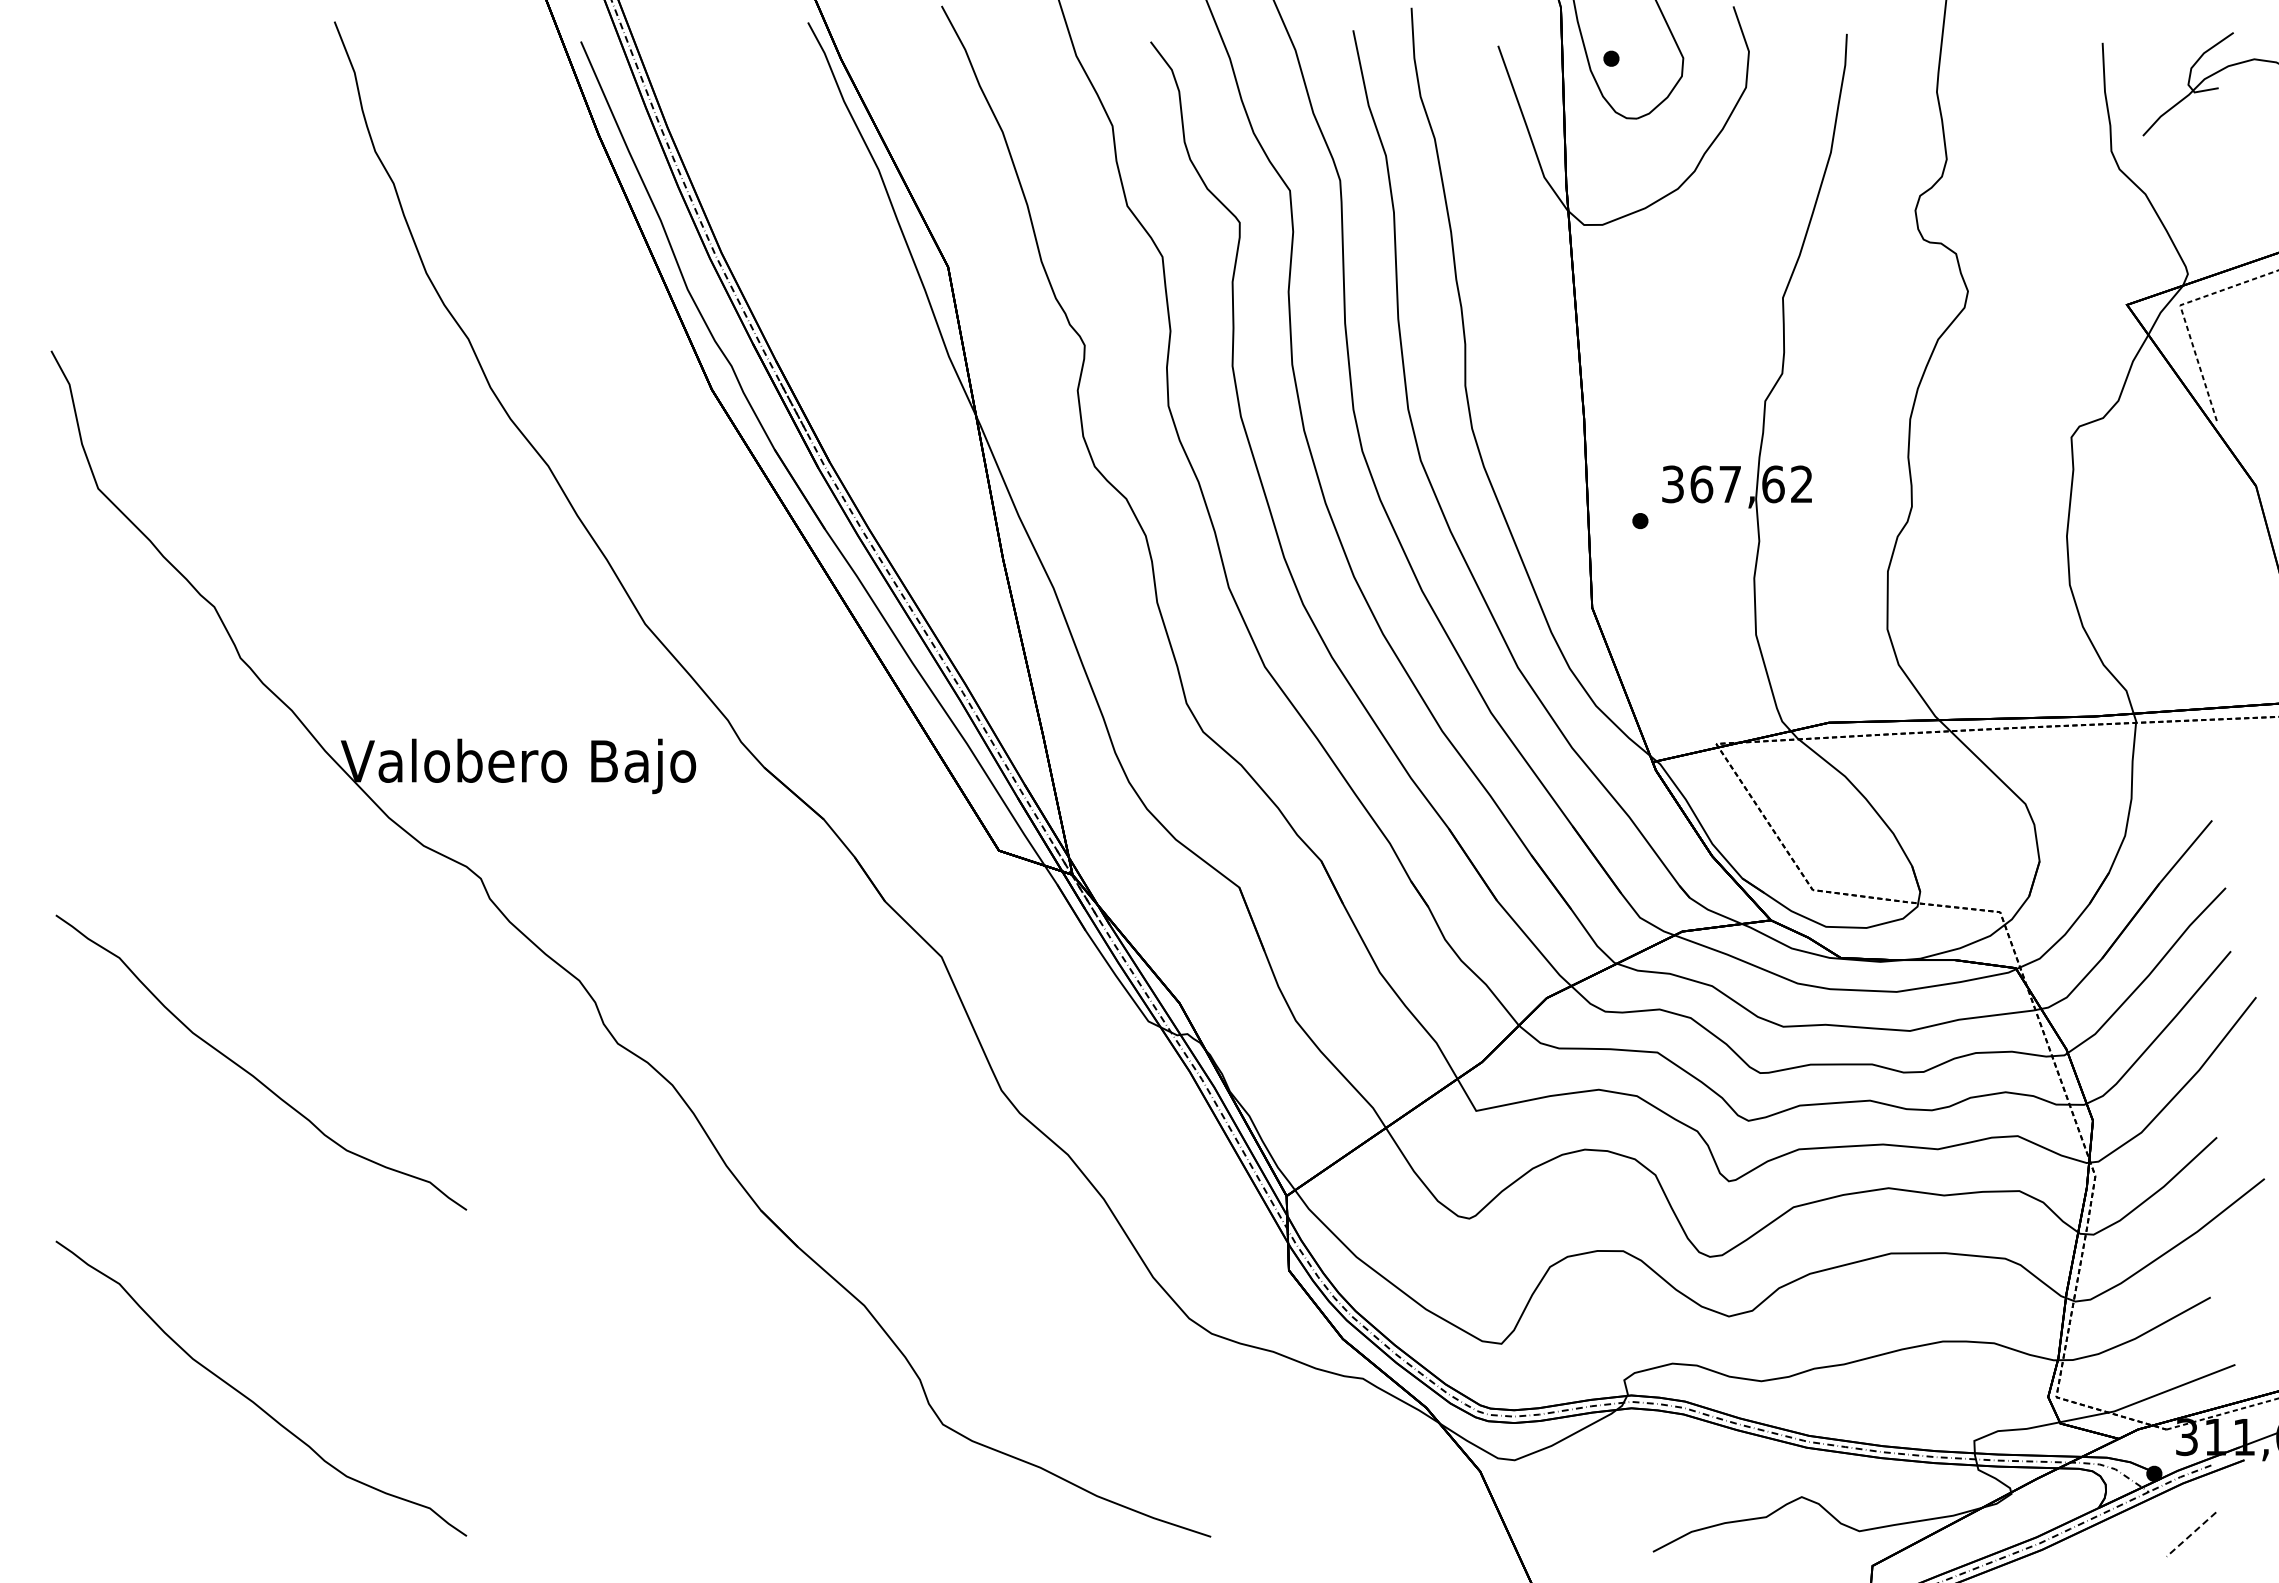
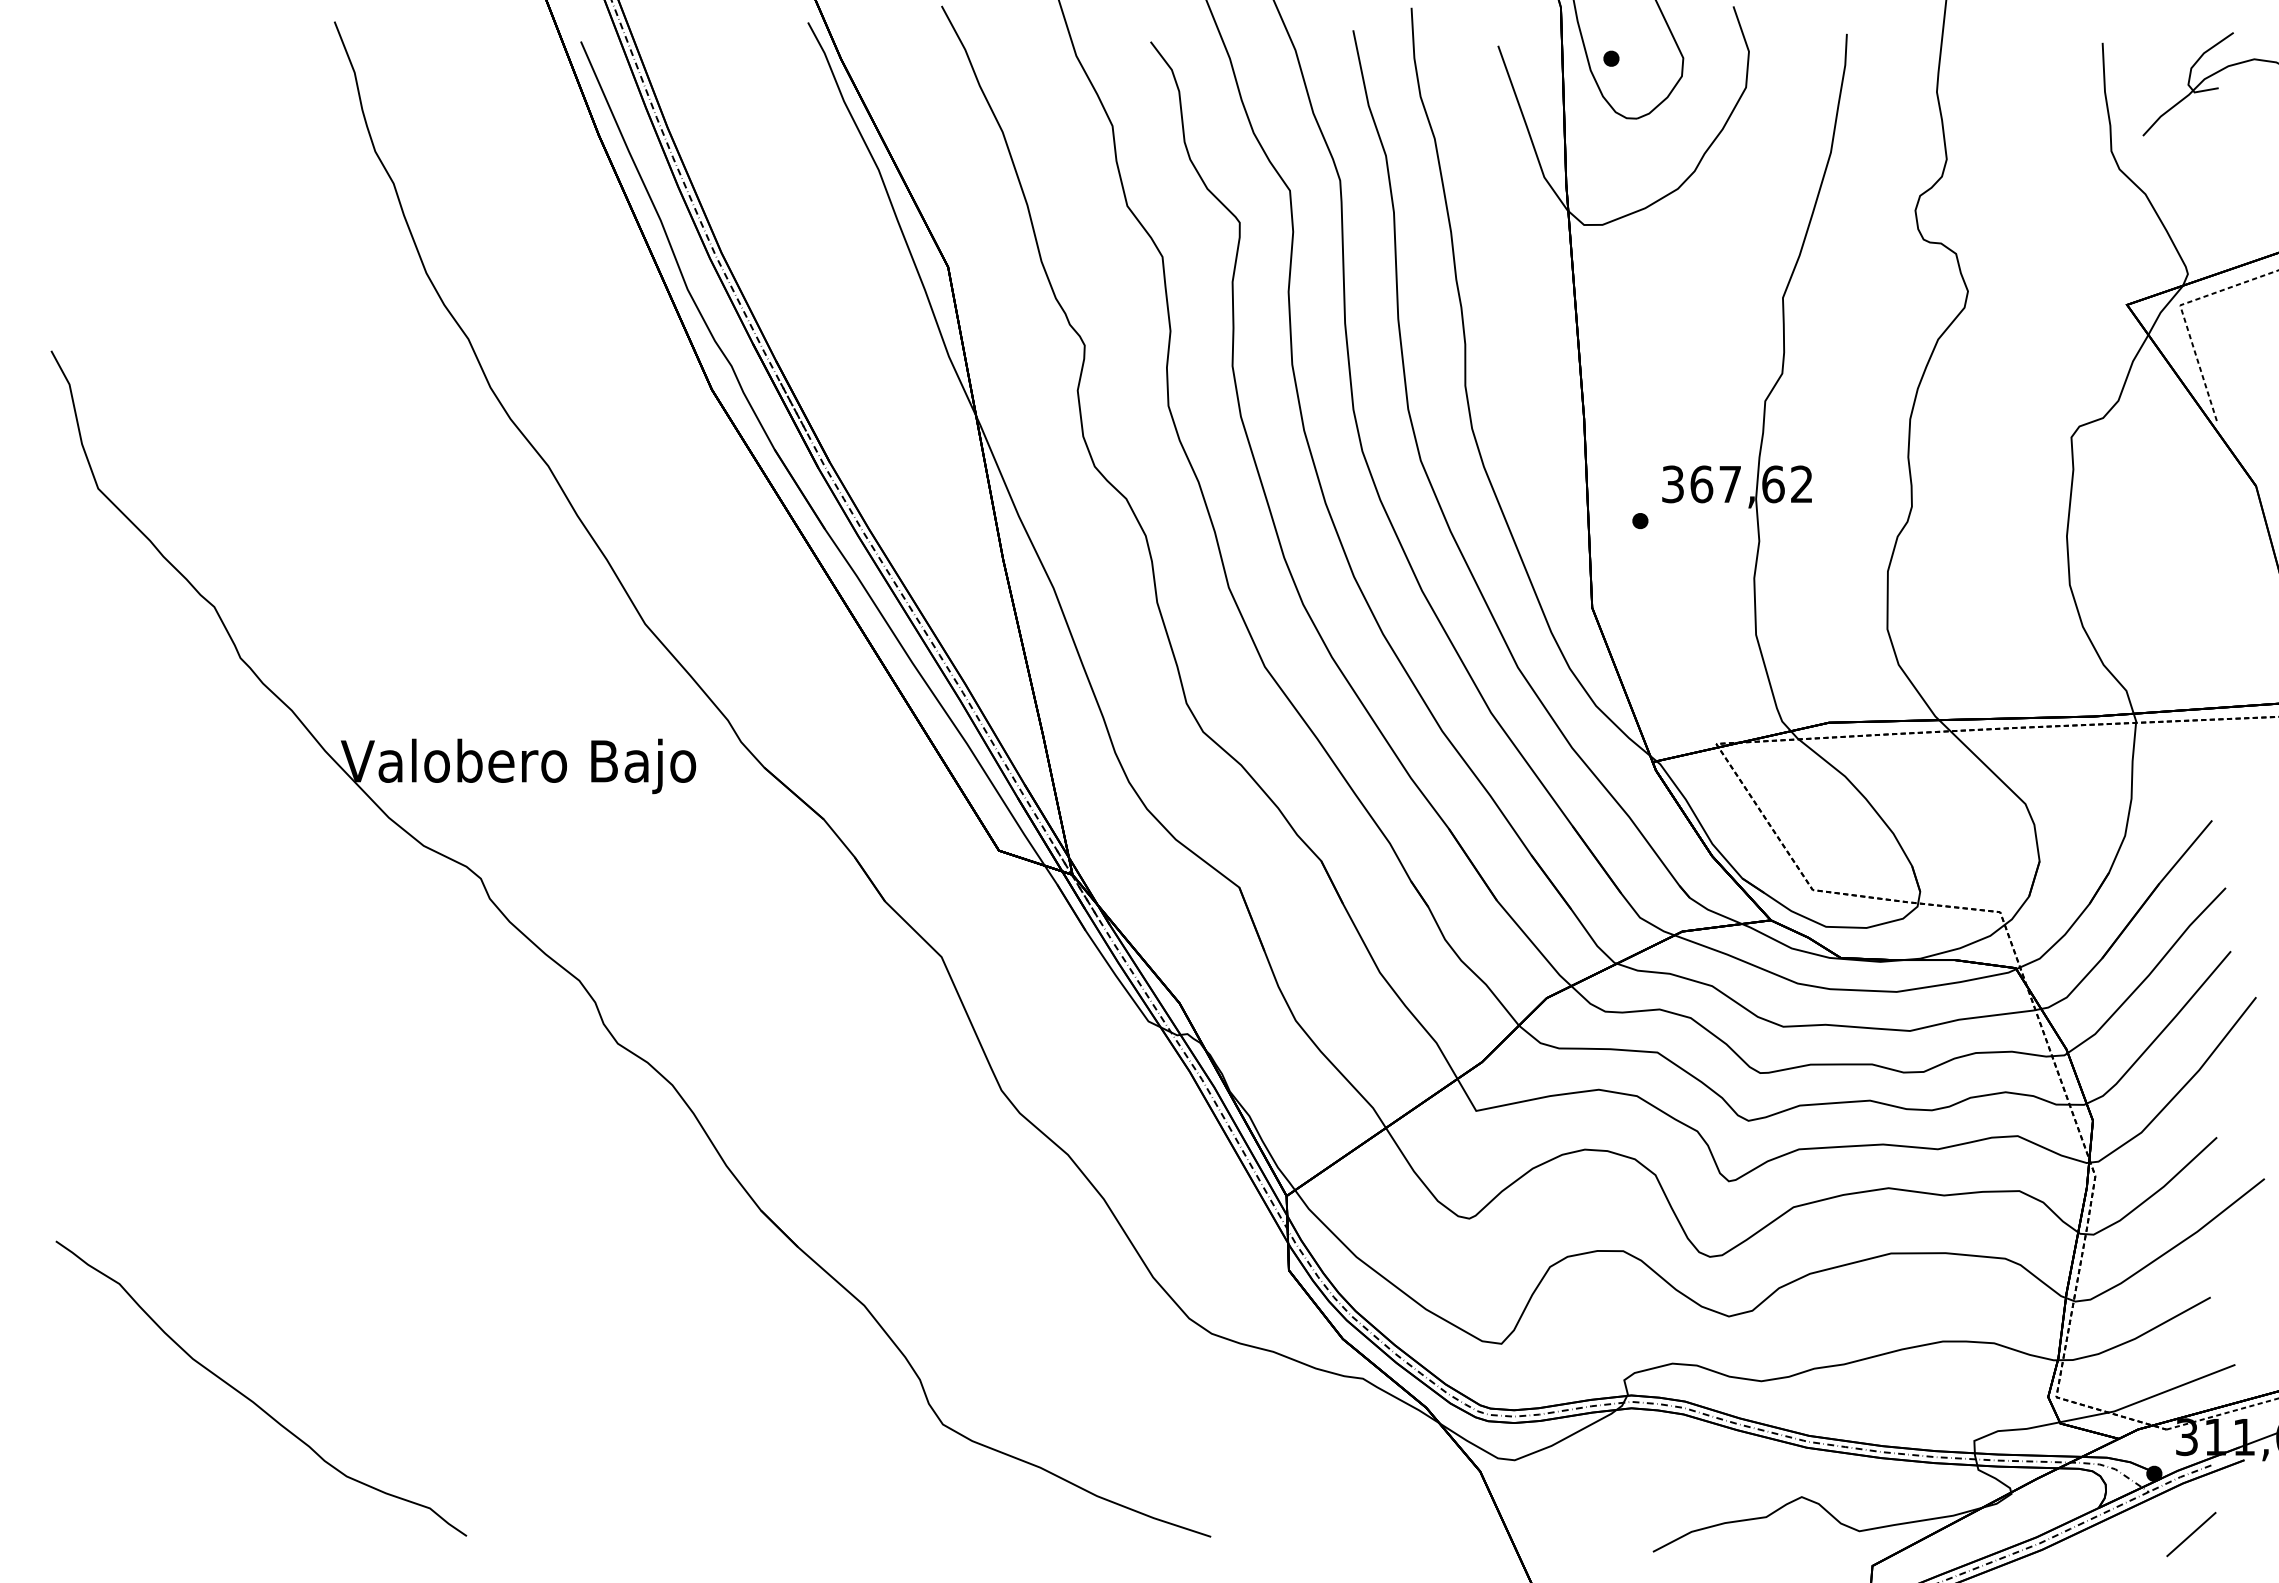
curve: present -> none (251, 1073)
line: dashed -> solid (2191, 1534)
